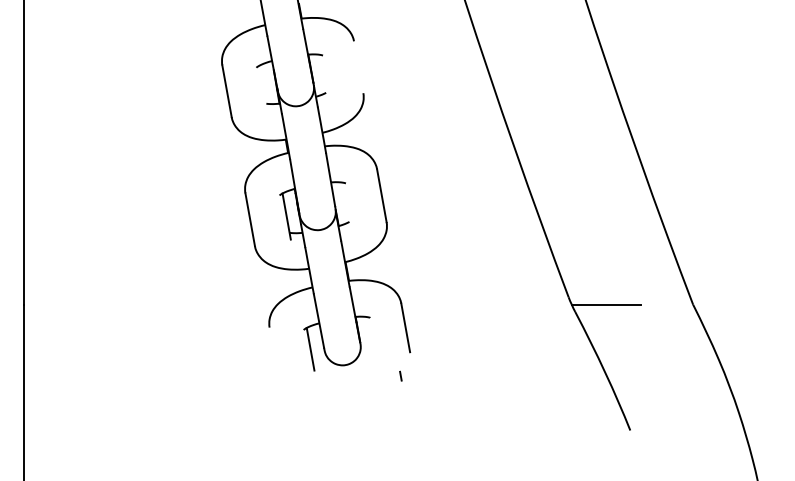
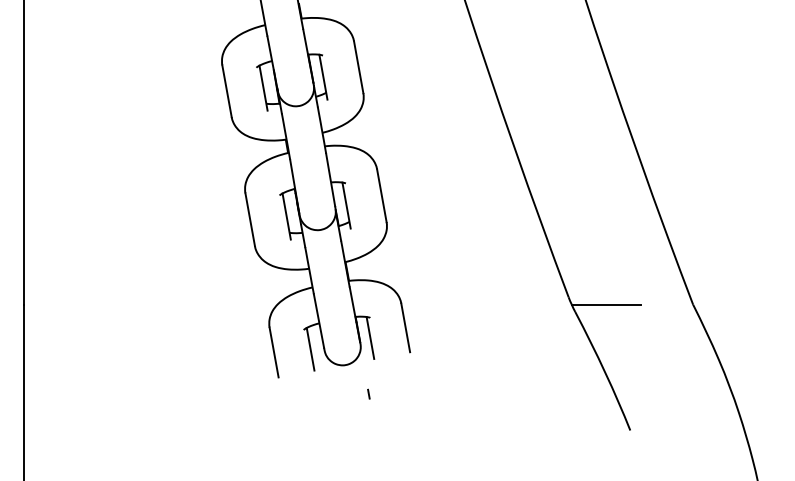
line: none -> present (358, 67)
line: none -> present (323, 76)
line: none -> present (263, 87)
line: none -> present (346, 205)
line: none -> present (370, 337)
line: none -> present (273, 352)
curve position: (400, 375) -> (368, 393) (368, 393)
